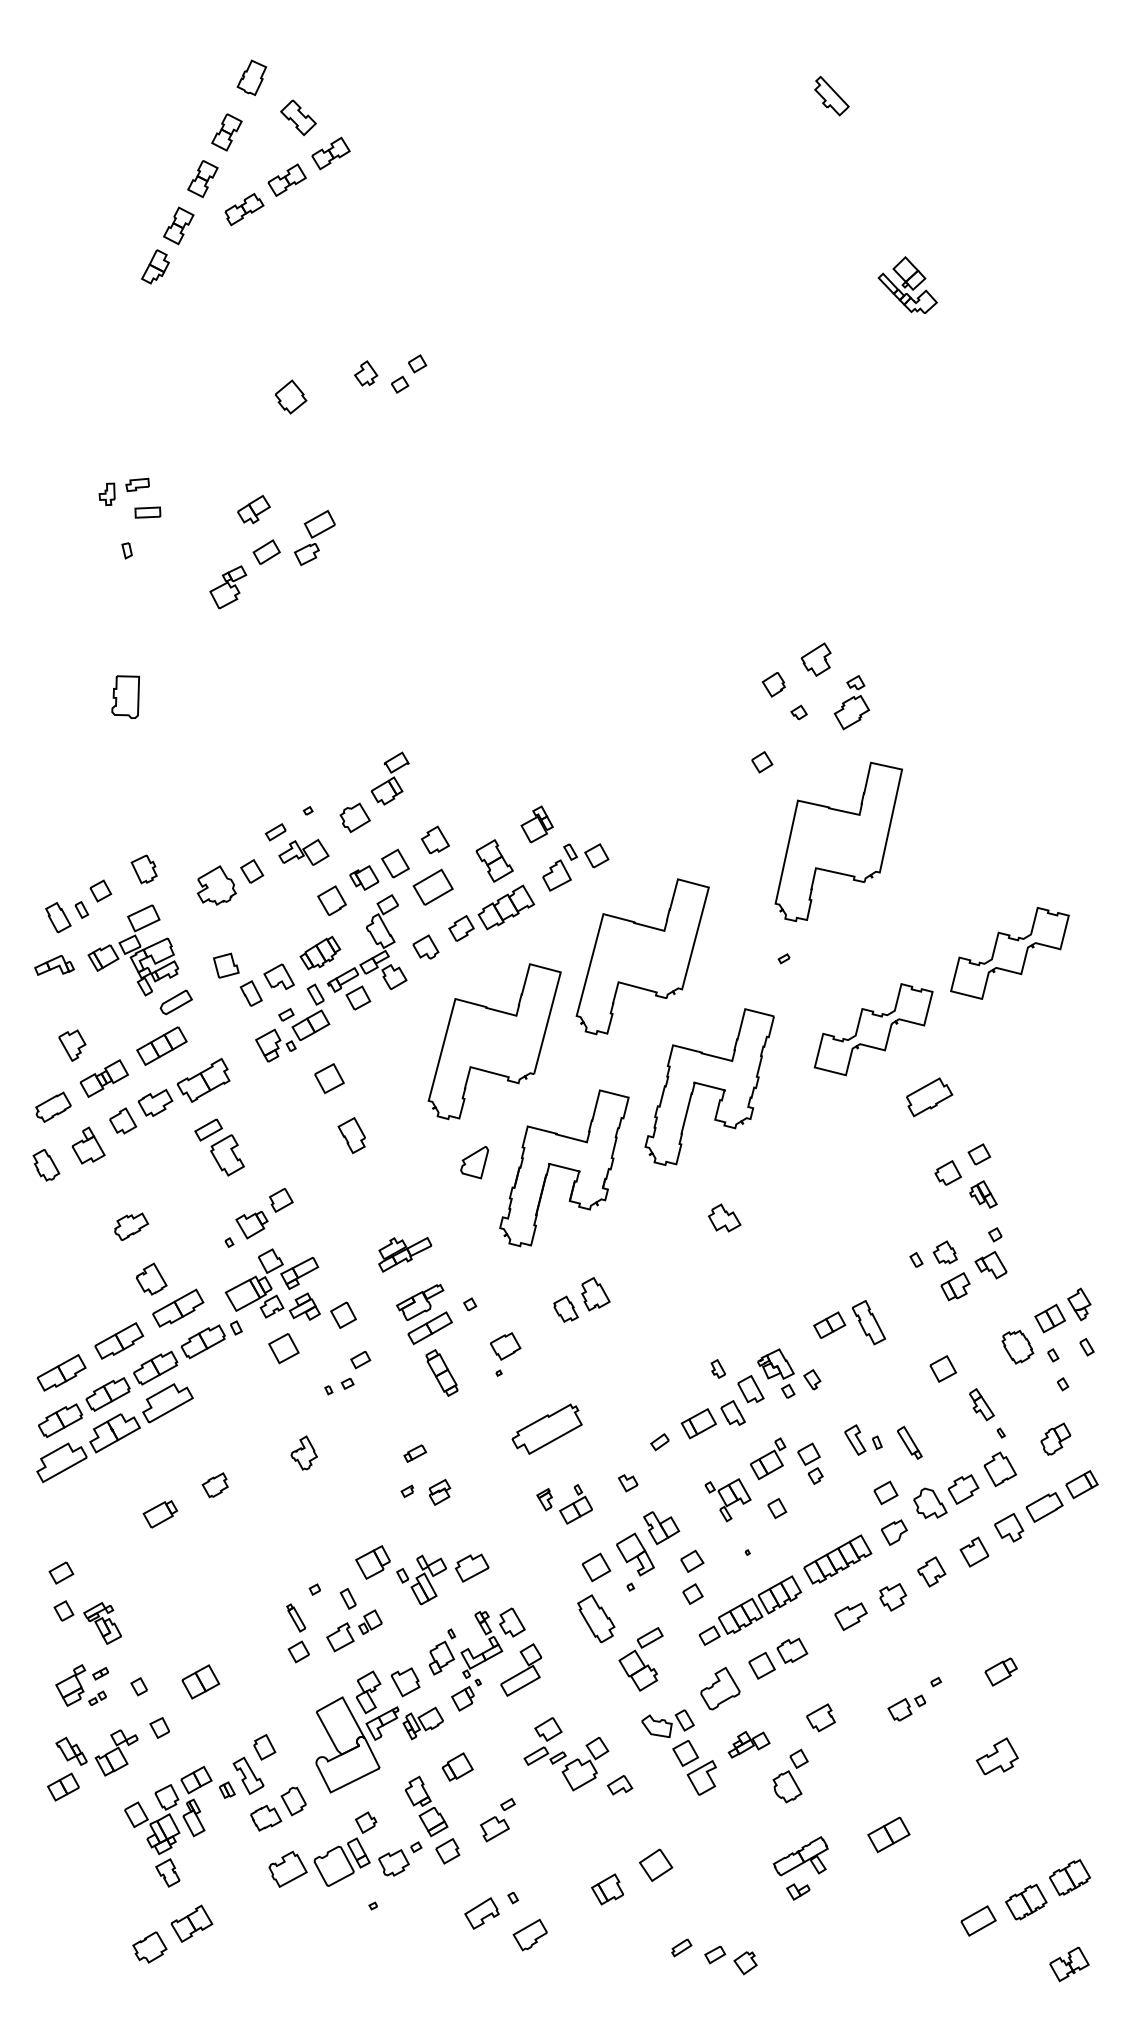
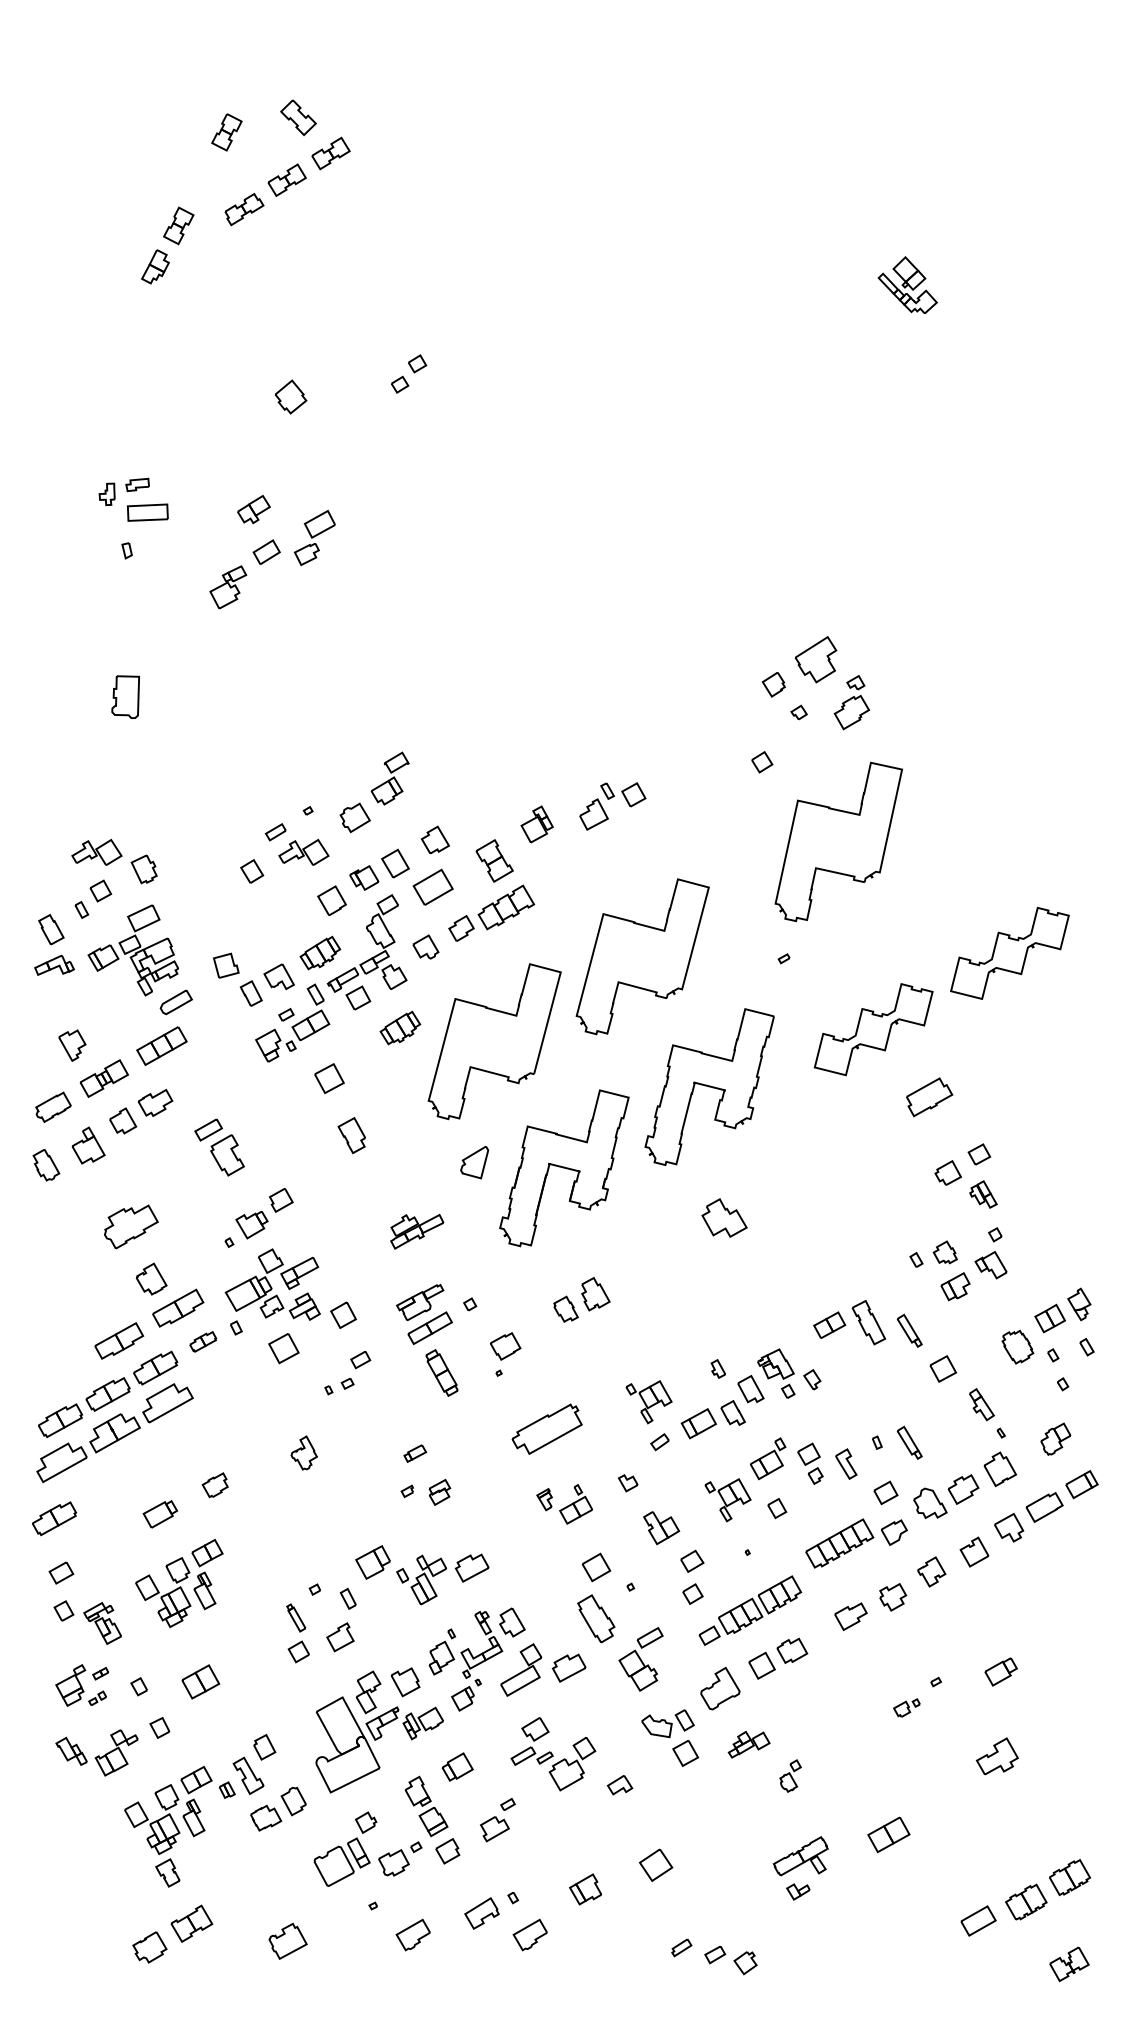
part: present -> none (251, 77)
part: present -> none (831, 95)
part: present -> none (202, 179)
part: present -> none (366, 373)
part size: 28x13 px -> 42x19 px (147, 512)
part size: 31x35 px -> 43x48 px (816, 659)
part: none -> present (96, 851)
part position: (572, 860) -> (609, 799) (609, 799)
part: present -> none (216, 885)
part position: (58, 917) -> (51, 929) (51, 929)
part: none -> present (400, 1027)
part: present -> none (203, 1080)
part size: 34x30 px -> 47x40 px (724, 1217)
part size: 36x30 px -> 55x46 px (131, 1226)
part position: (405, 1254) -> (417, 1231) (417, 1231)
part: none -> present (909, 1330)
part size: 46x36 px -> 29x22 px (203, 1341)
part: present -> none (61, 1372)
part: none -> present (648, 1402)
part position: (855, 1439) -> (846, 1463) (846, 1463)
part: none -> present (54, 1518)
part: present -> none (635, 1554)
part position: (837, 1559) -> (839, 1543) (839, 1543)
part: none -> present (179, 1582)
part: present -> none (370, 1622)
part: none -> present (568, 1667)
part size: 40x28 px -> 28x20 px (906, 1707)
part: present -> none (820, 1717)
part position: (566, 1754) -> (553, 1754) (553, 1754)
part size: 37x56 px -> 23x34 px (790, 1775)
part: present -> none (701, 1777)
part: present -> none (63, 1786)
part position: (287, 1868) -> (287, 1940) (287, 1940)
part position: (607, 1889) -> (585, 1889) (585, 1889)
part: none -> present (412, 1934)
